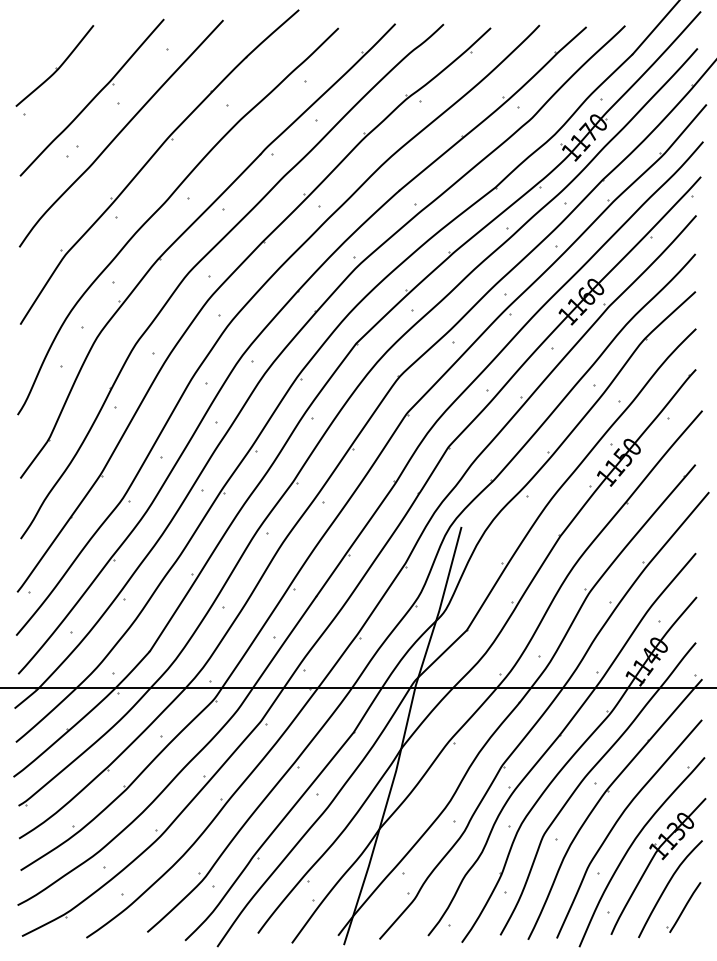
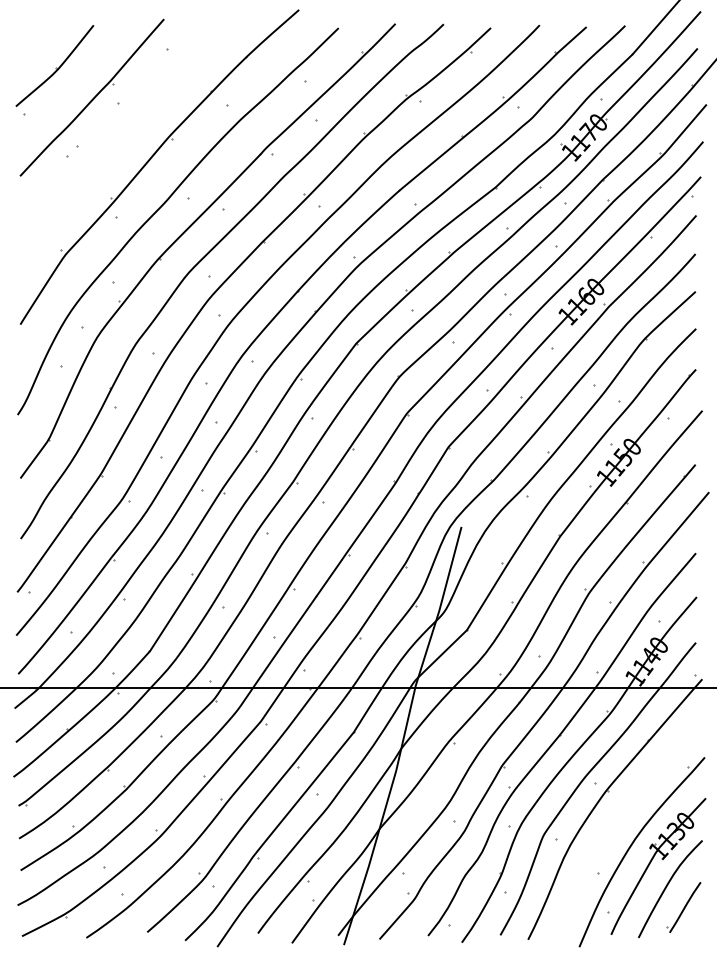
curve: present -> none (120, 133)
curve: present -> none (618, 821)
